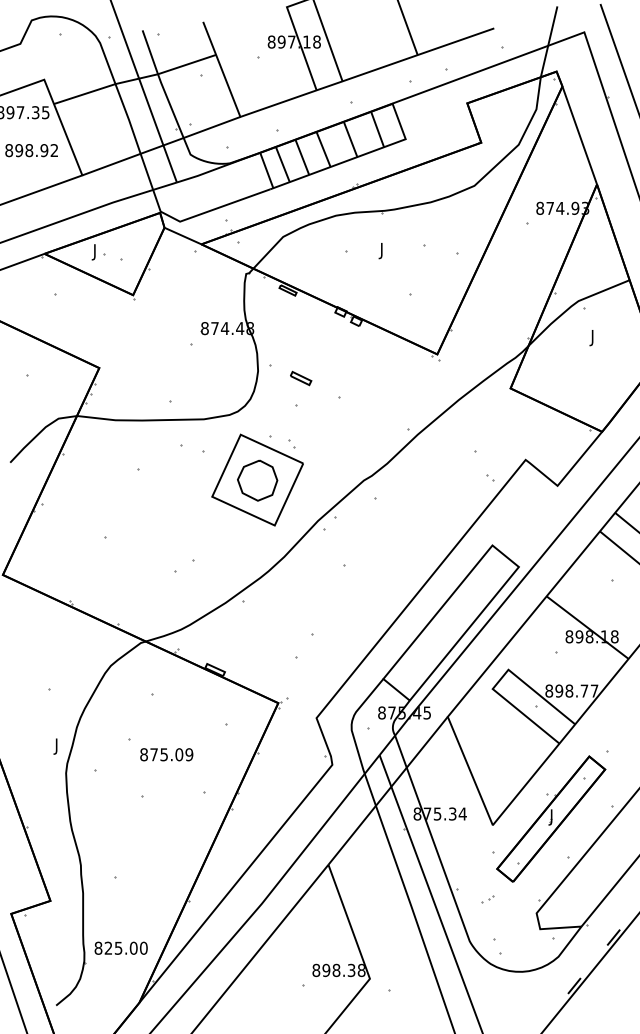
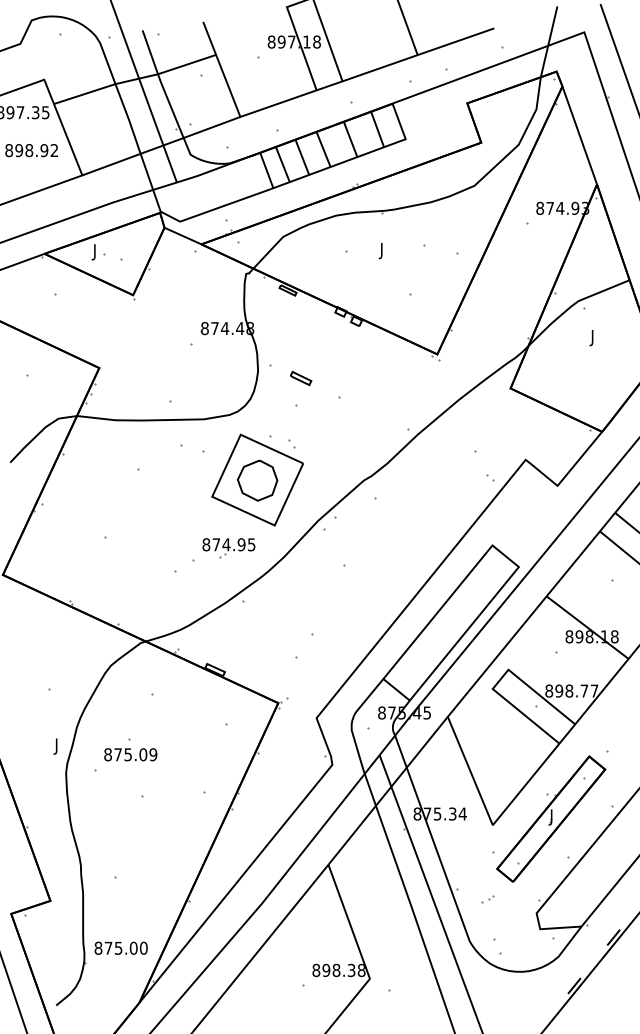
part: none -> present (228, 548)
text position: (166, 754) -> (130, 754) (130, 754)
text: 825.00 -> 875.00 (108, 947)
